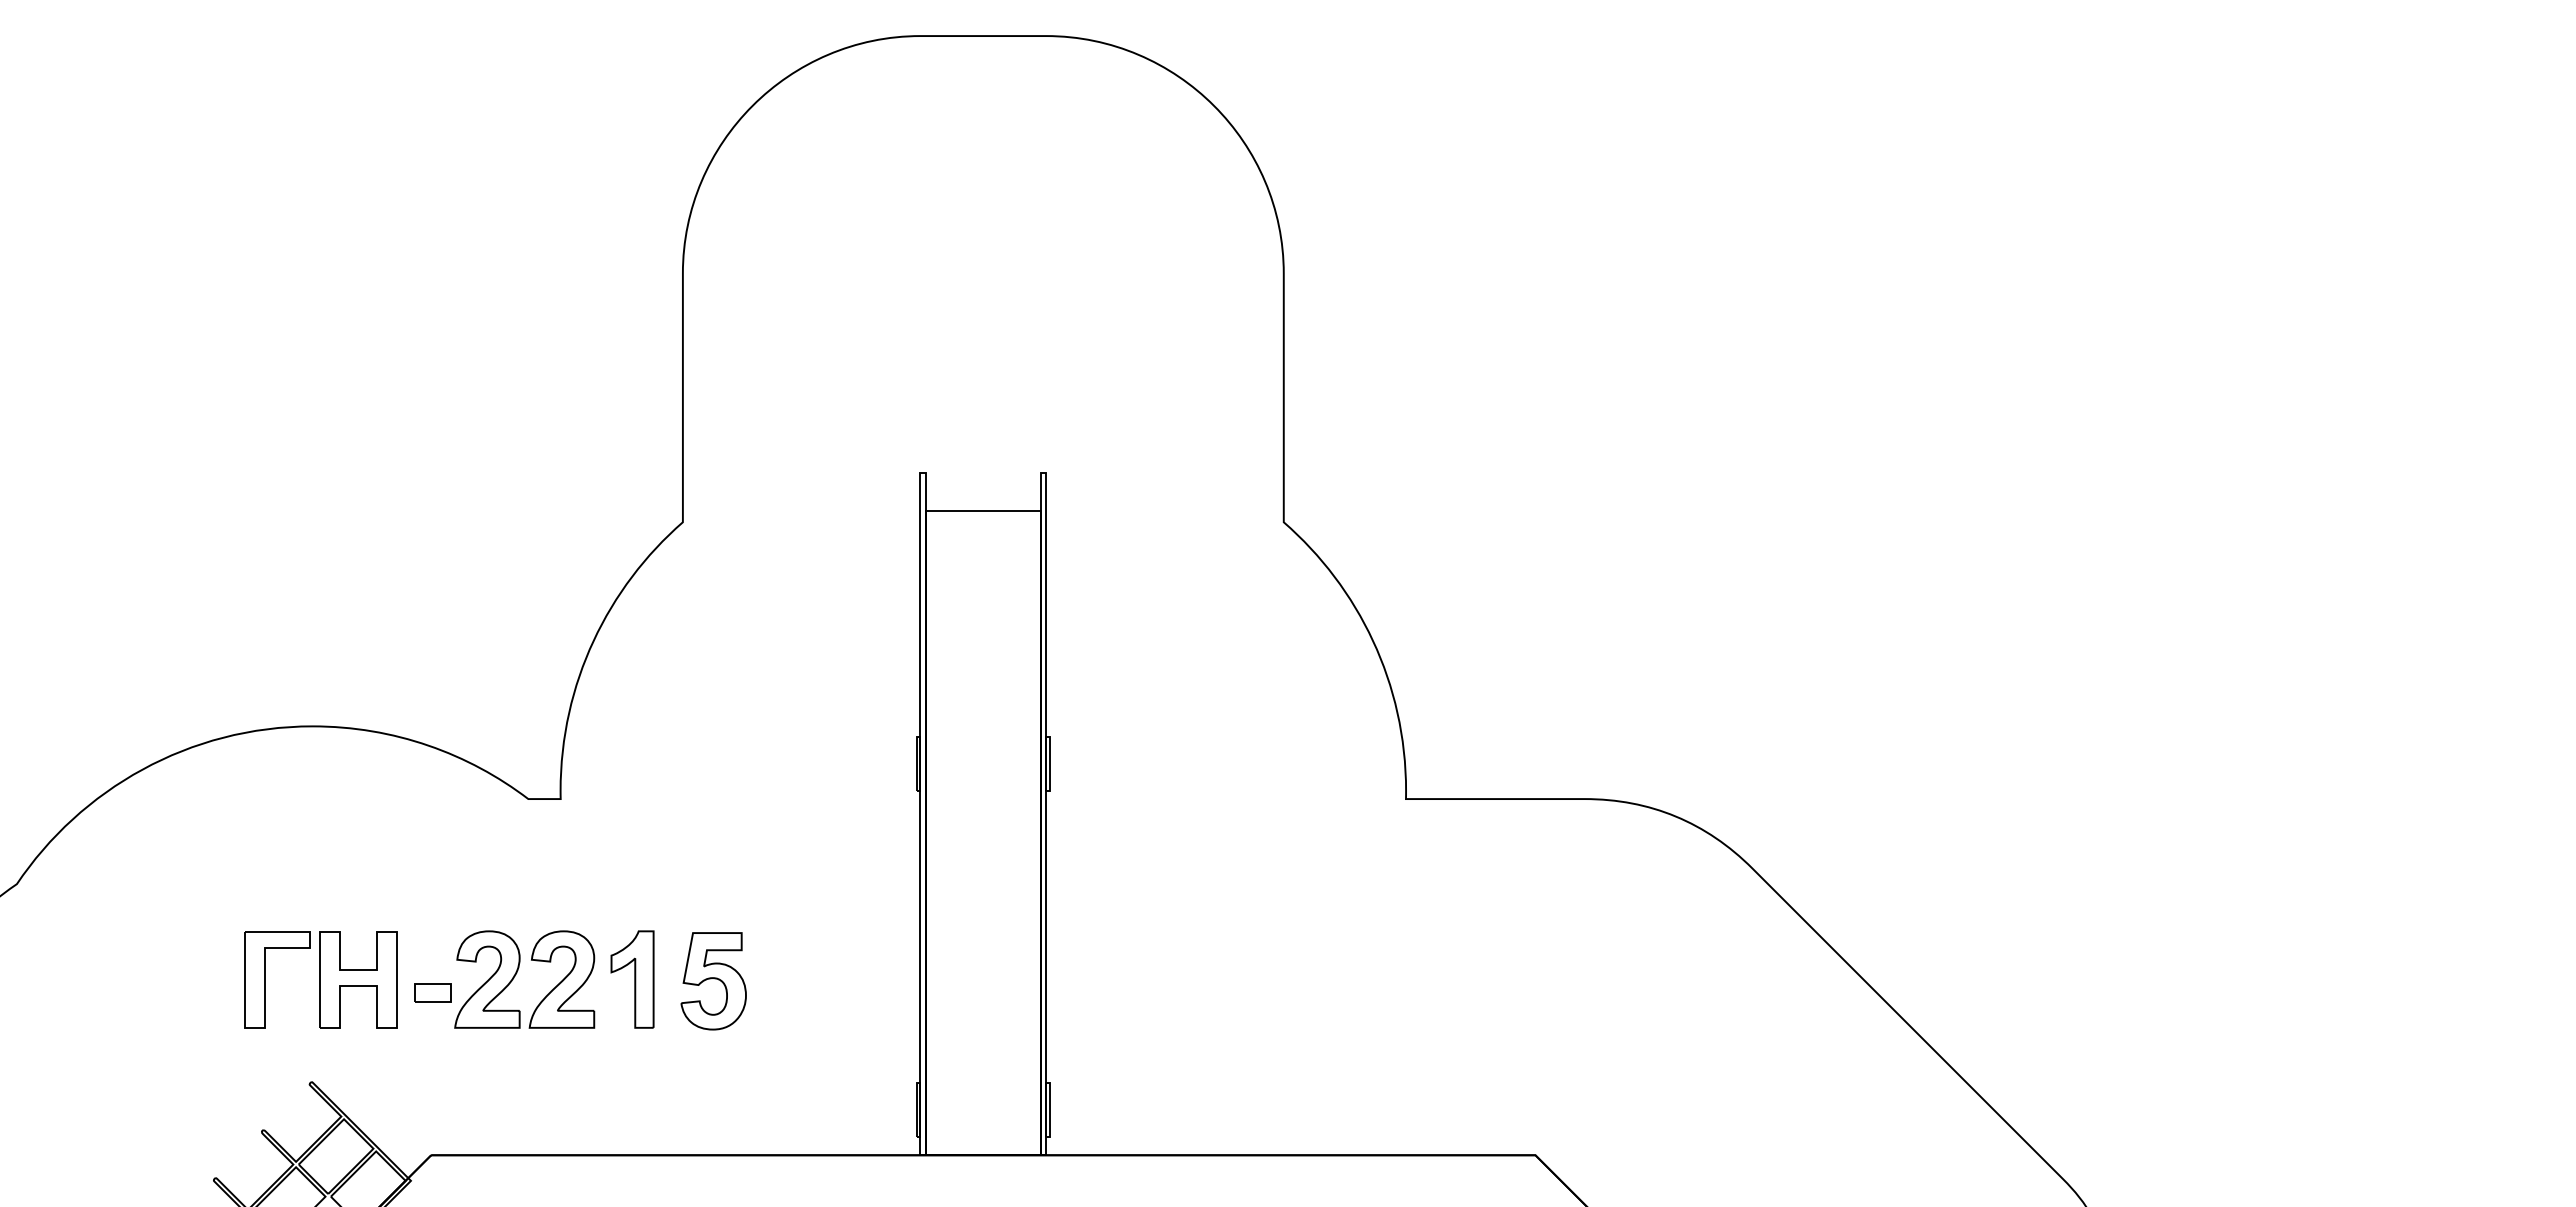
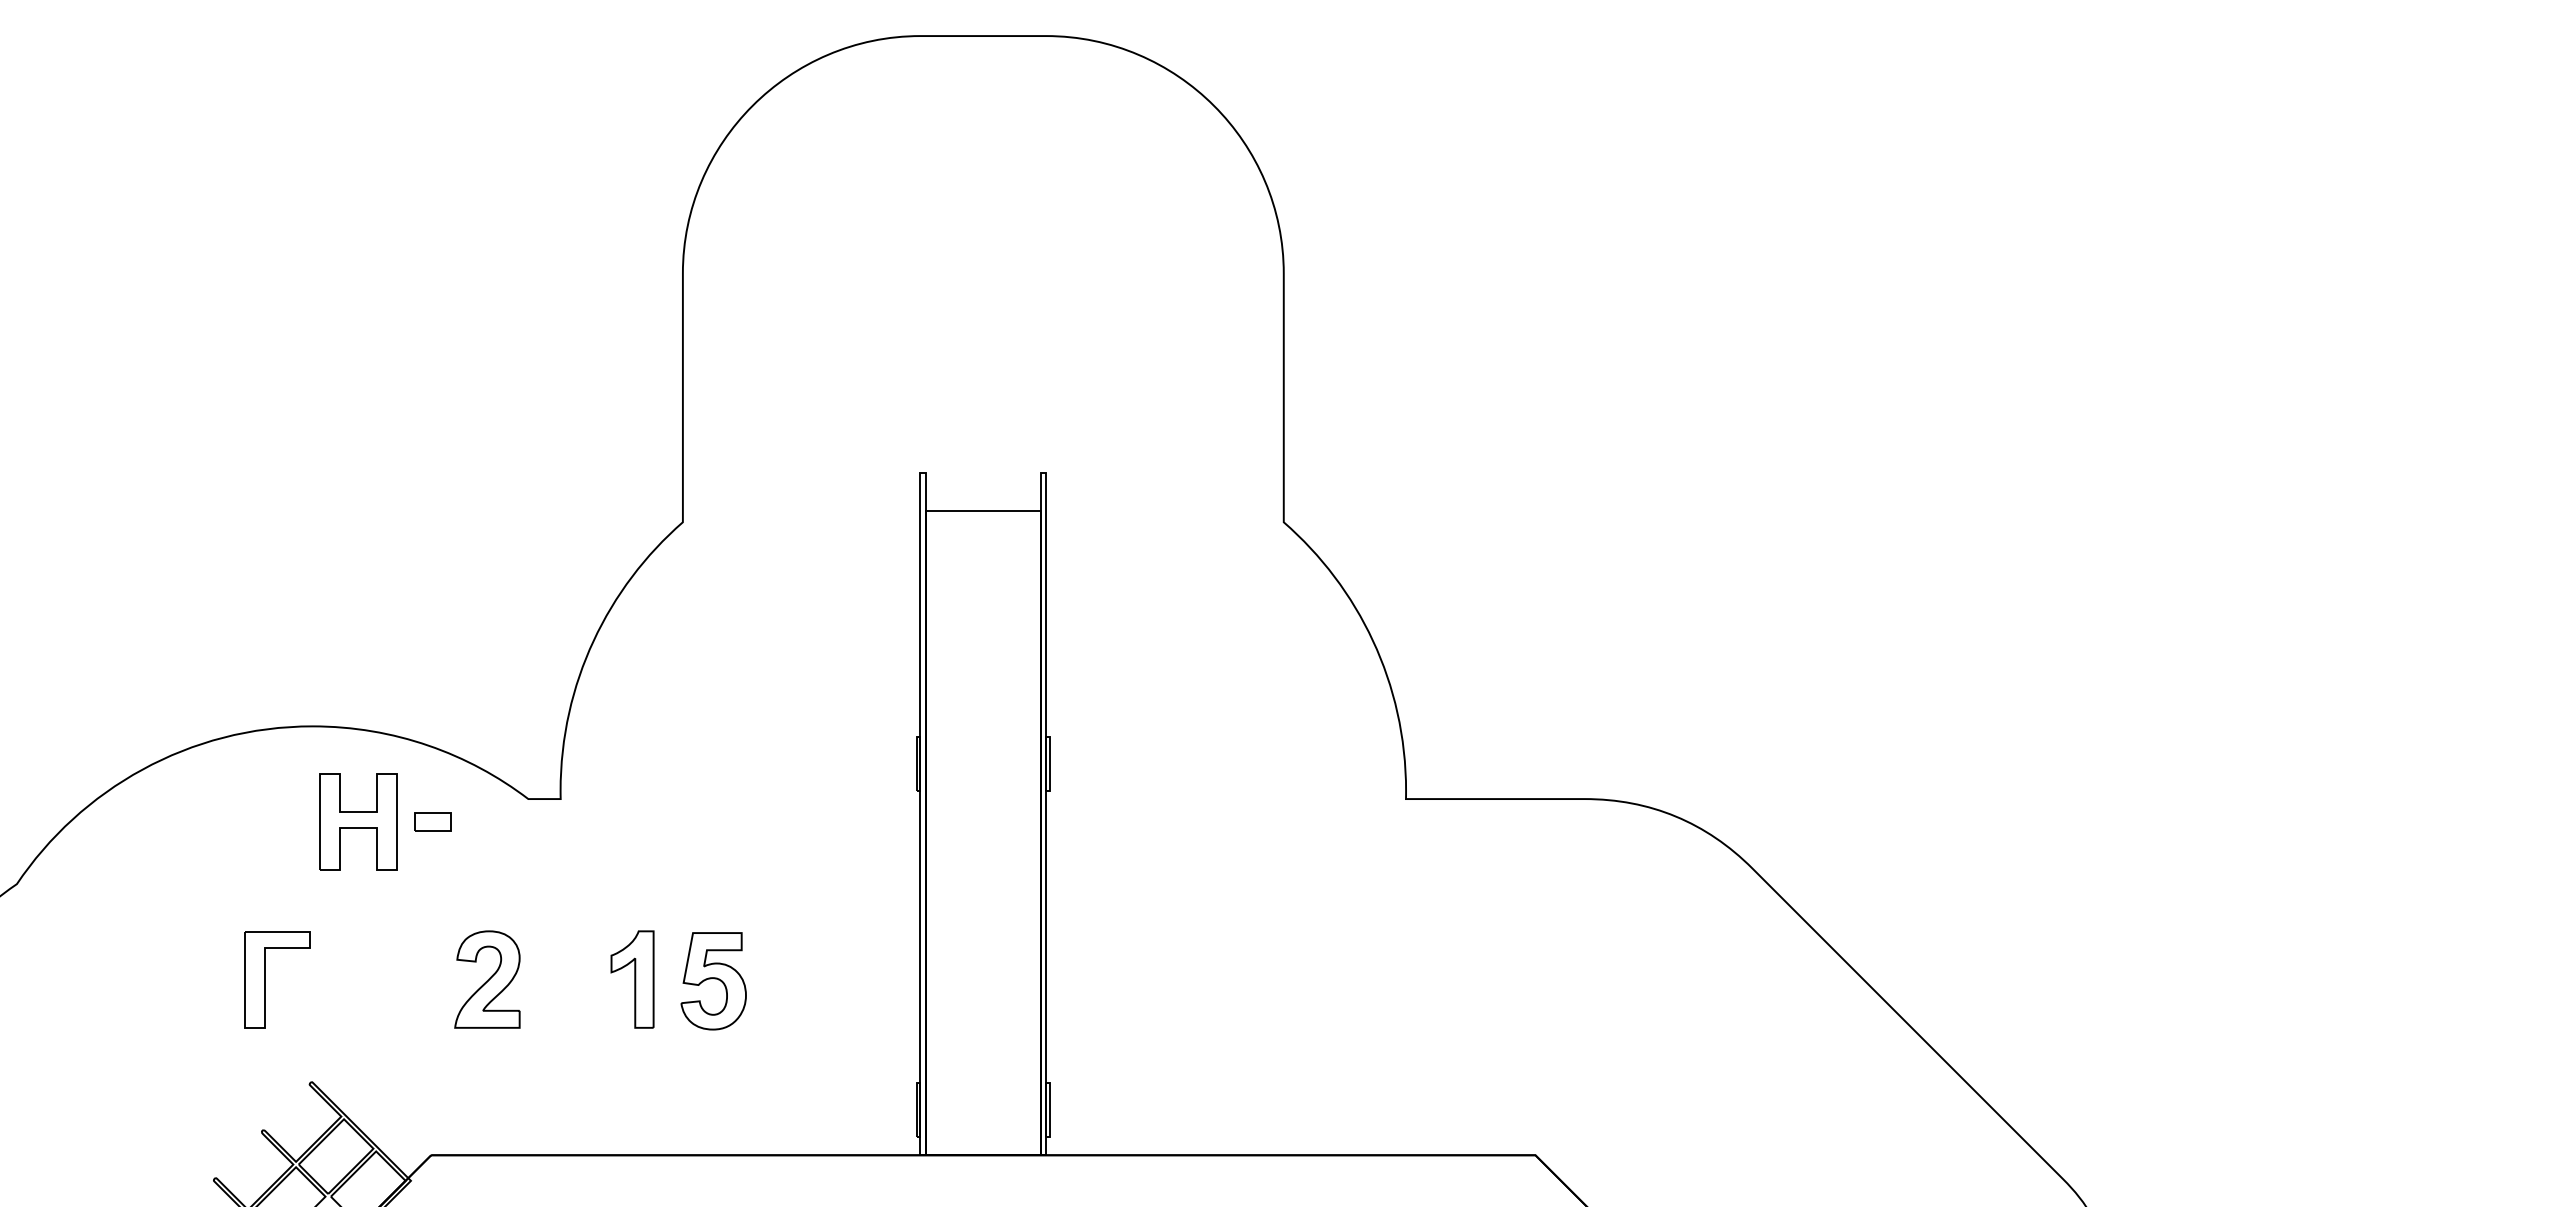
part position: (358, 979) -> (358, 821) (358, 821)
part: present -> none (561, 979)
part position: (432, 992) -> (432, 821) (432, 821)
